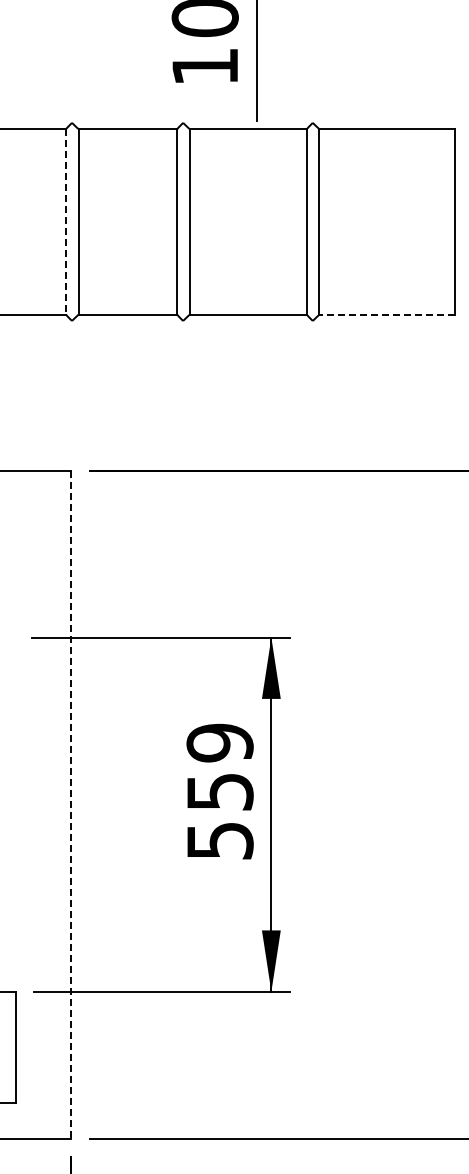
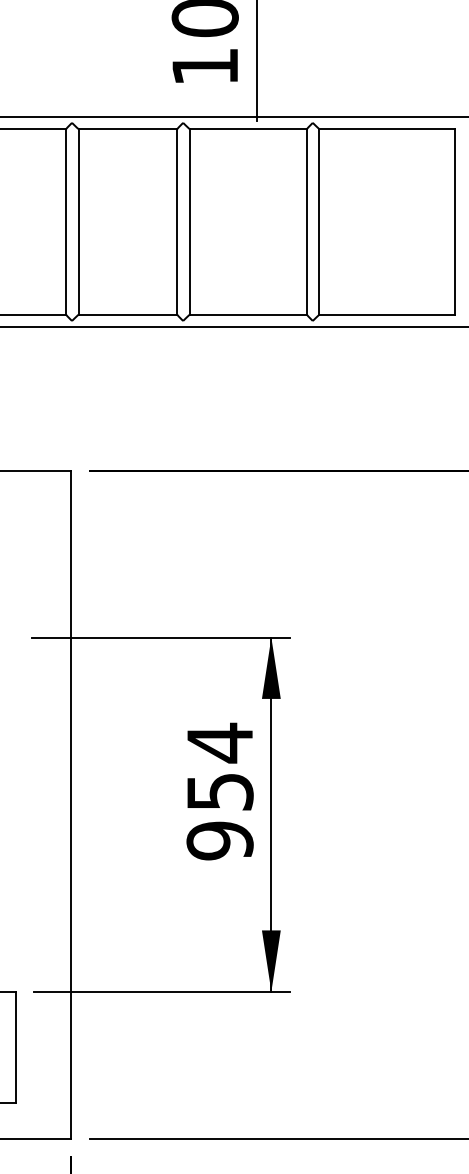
line: none -> present (233, 116)
line: dashed -> solid (66, 221)
line: dashed -> solid (387, 314)
line: none -> present (233, 327)
text: 559 -> 954 (219, 791)
line: dashed -> solid (71, 805)
